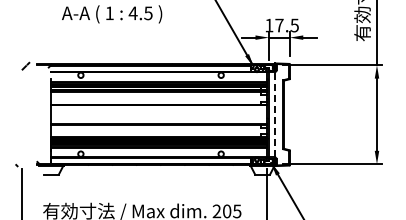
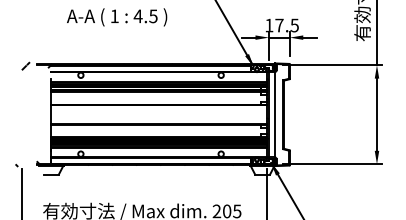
text position: (112, 14) -> (117, 17) (117, 17)
line: dashed -> solid (274, 114)
